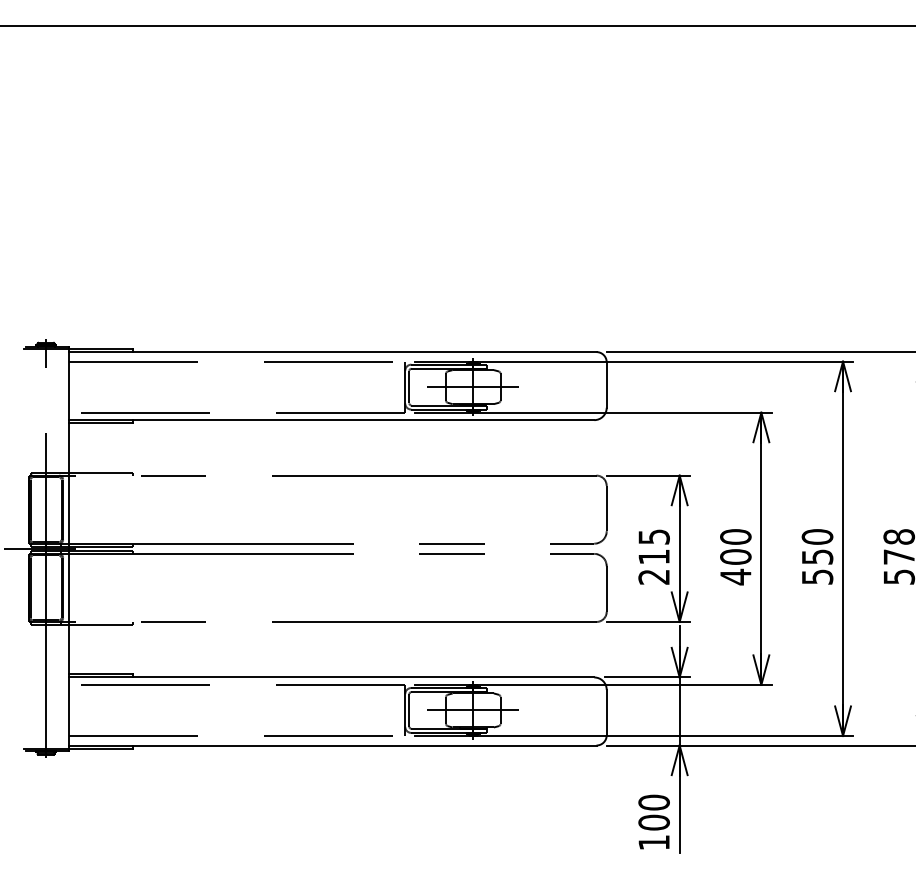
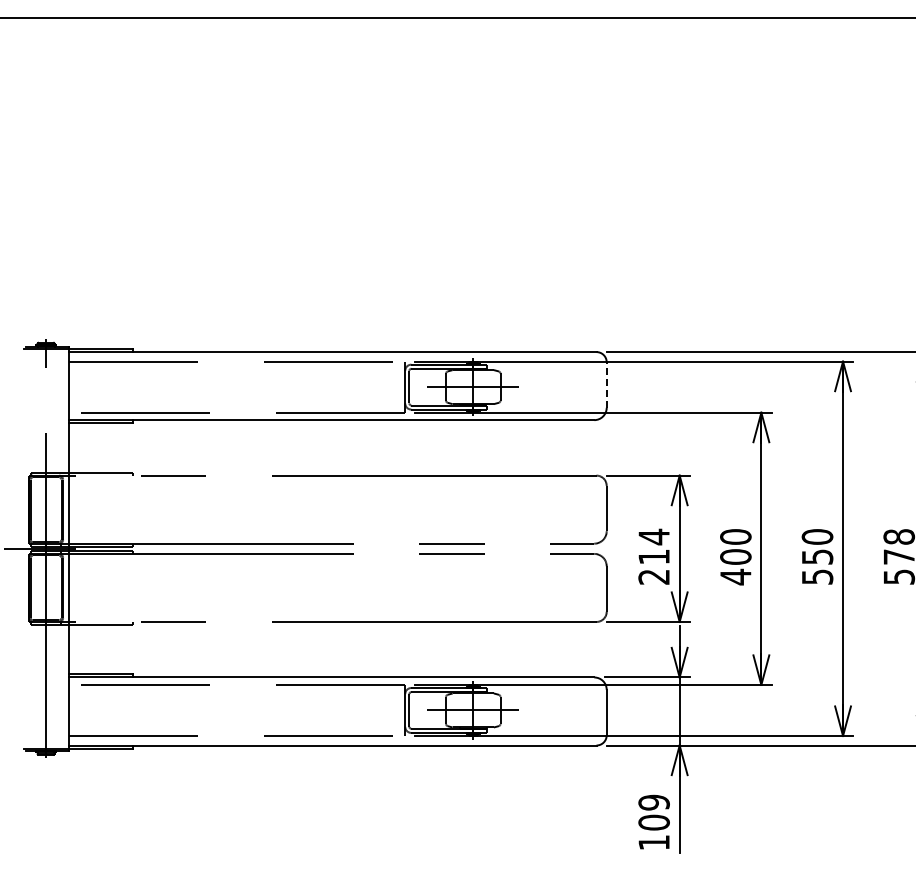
line position: (457, 26) -> (457, 18) (457, 18)
line: solid -> dashed (606, 385)
text: 215 -> 214 (653, 536)
text: 100 -> 109 (653, 802)
